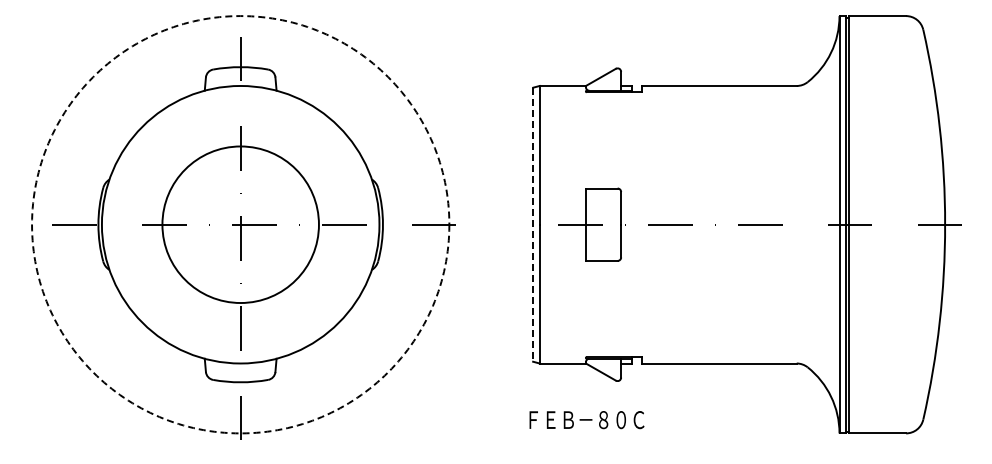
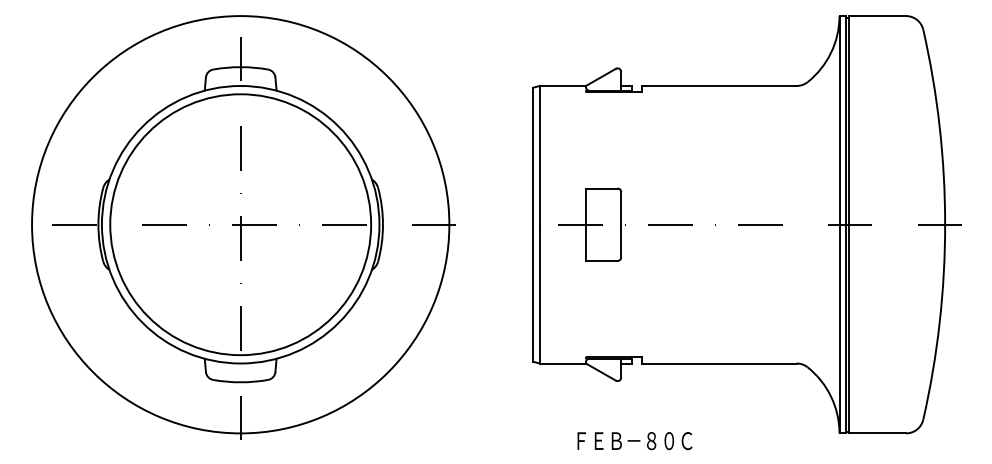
circle diameter: 157 px -> 261 px (240, 224)
circle: dashed -> solid (240, 224)
line: dashed -> solid (533, 224)
text position: (586, 420) -> (634, 441) (634, 441)
